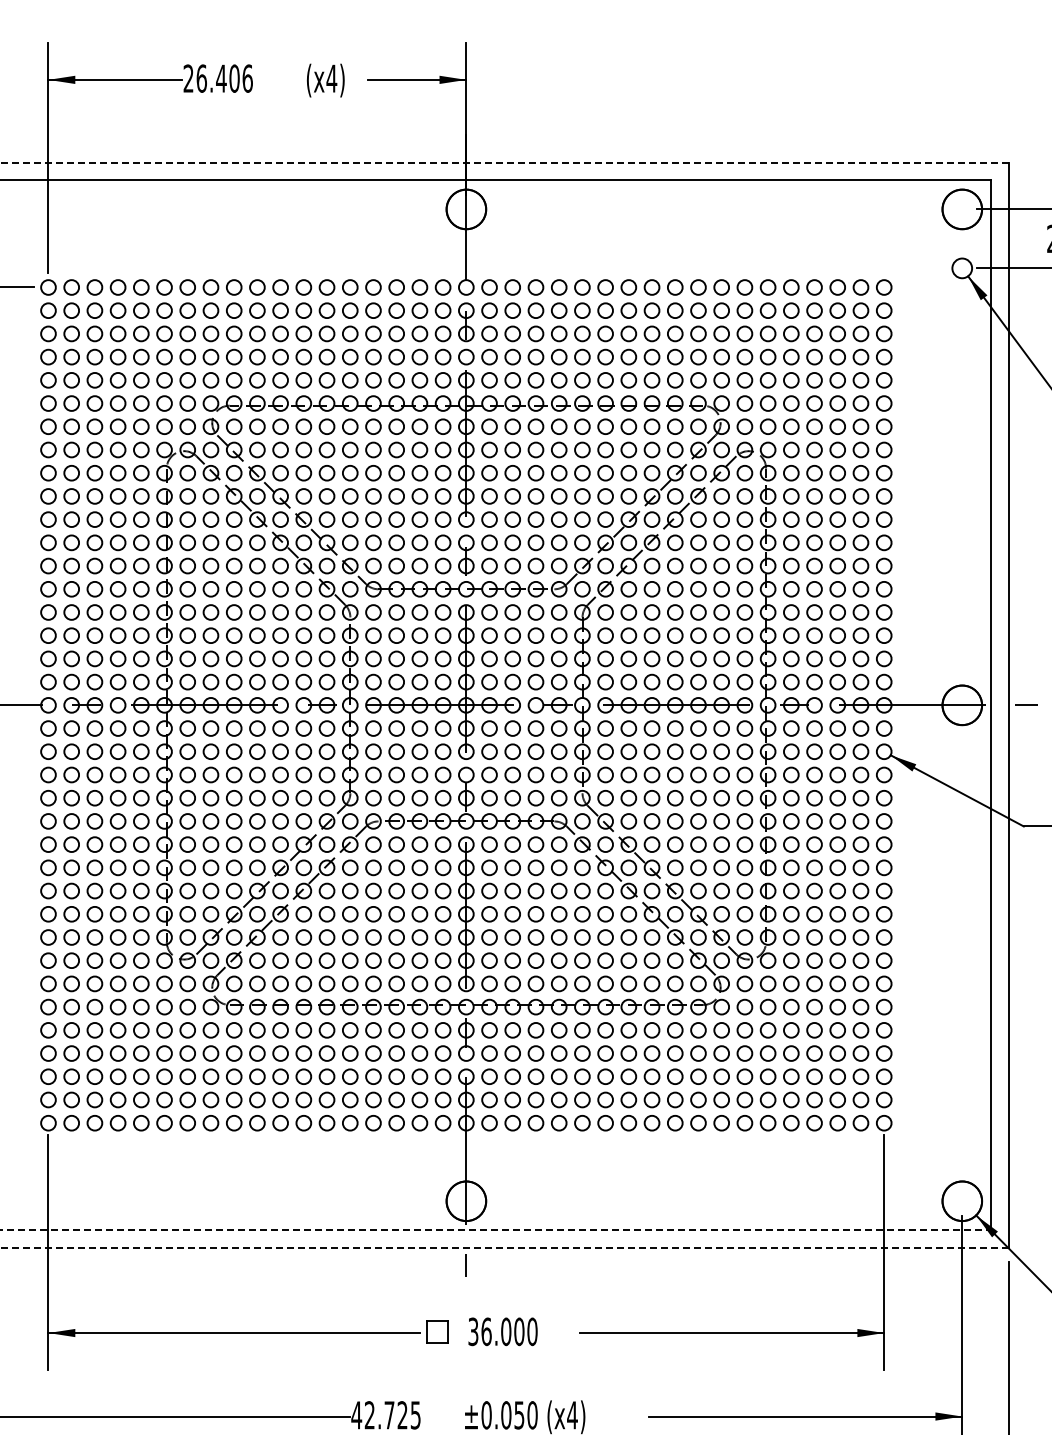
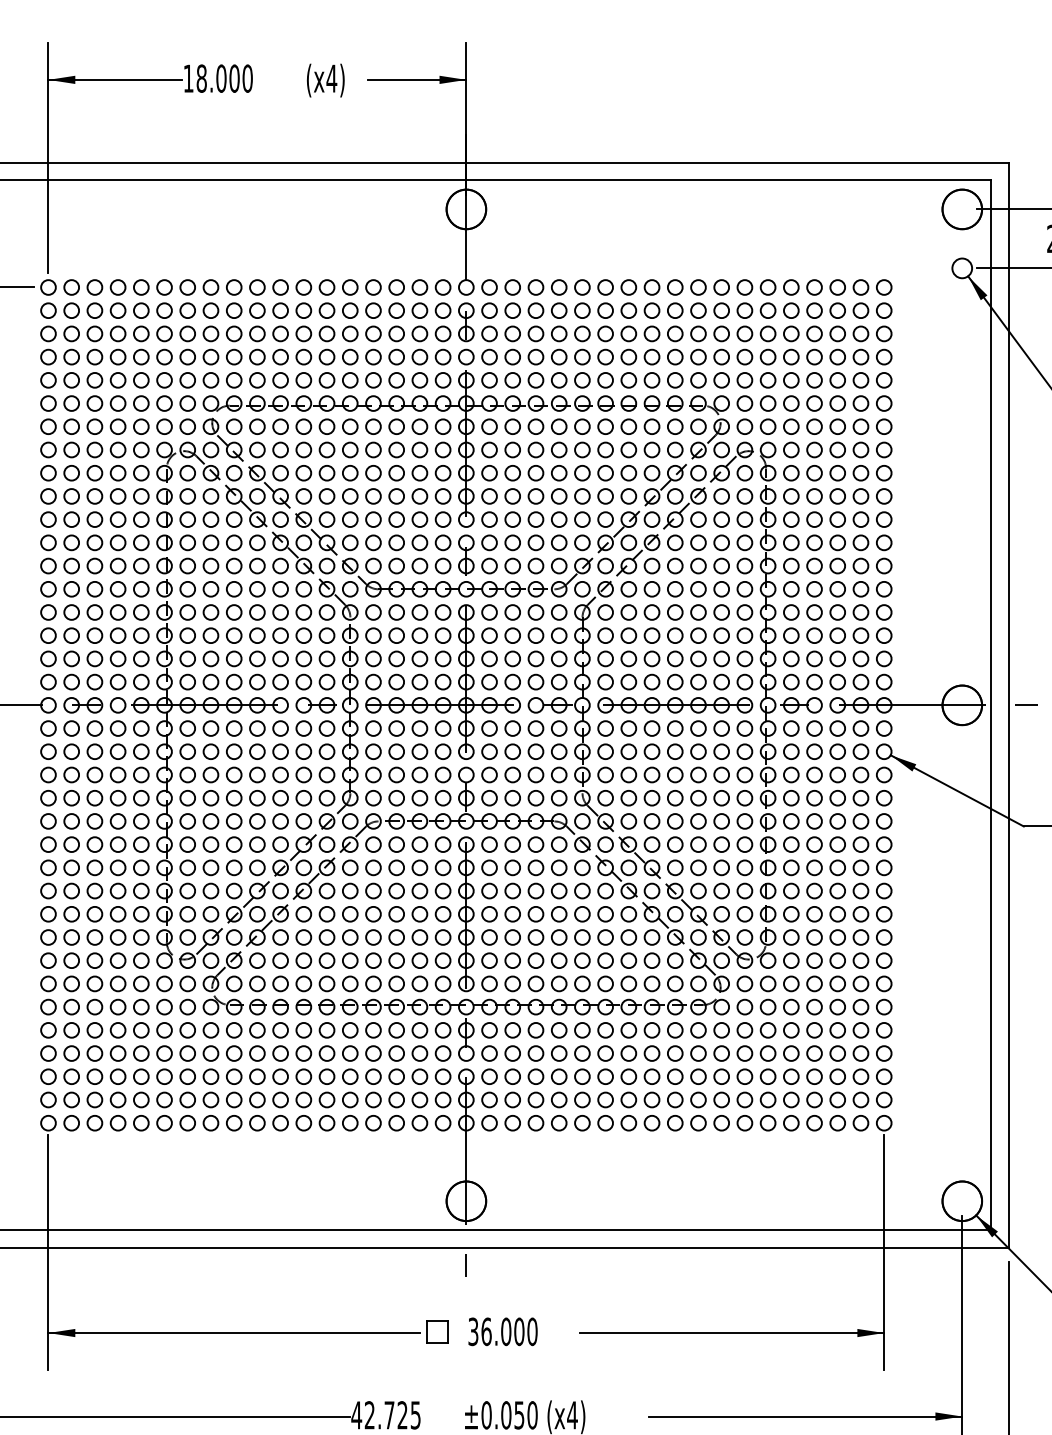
text: 26.406 -> 18.000 (217, 78)
line: dashed -> solid (503, 163)
line: dashed -> solid (496, 1230)
line: dashed -> solid (504, 1247)
